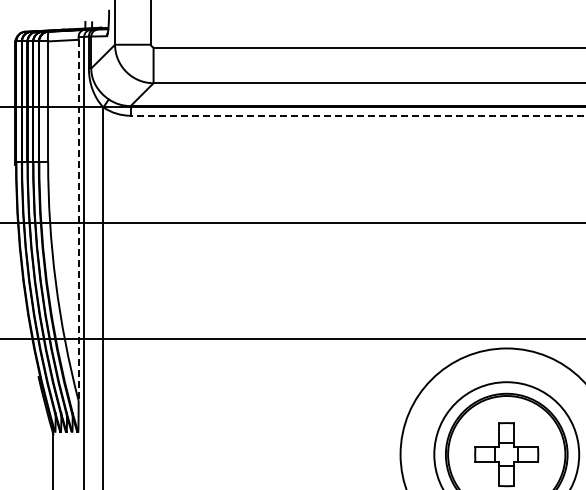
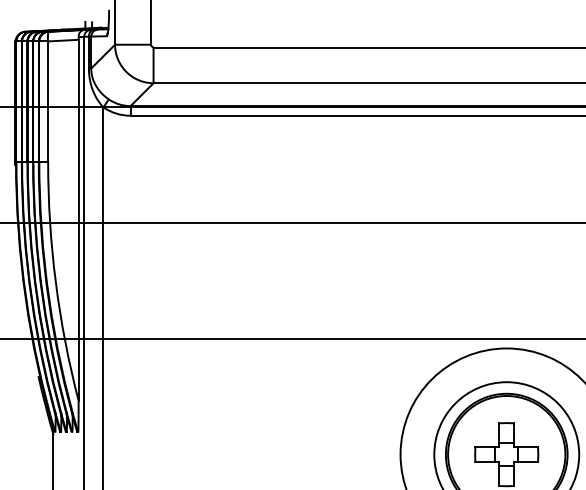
line: dashed -> solid (357, 115)
line: dashed -> solid (78, 220)
